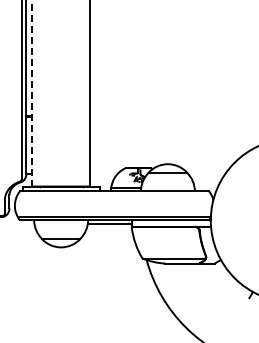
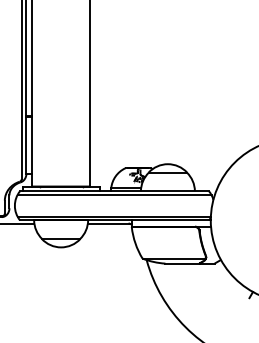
line: dashed -> solid (31, 93)
line: none -> present (114, 195)
line: none -> present (18, 223)
